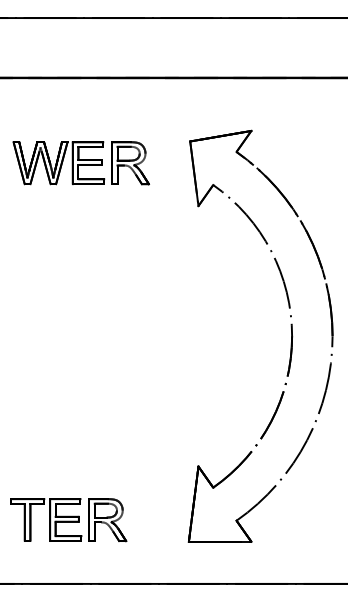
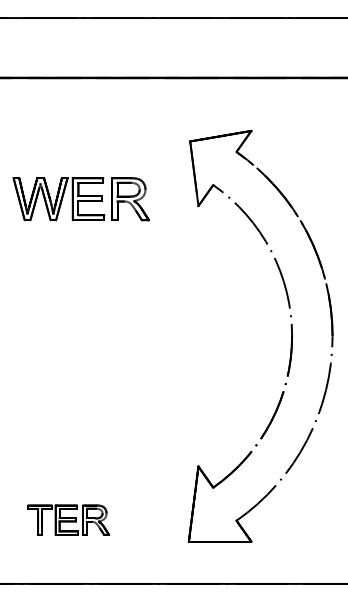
part position: (80, 163) -> (80, 199) (80, 199)
part size: 118x45 px -> 84x32 px (68, 519)
